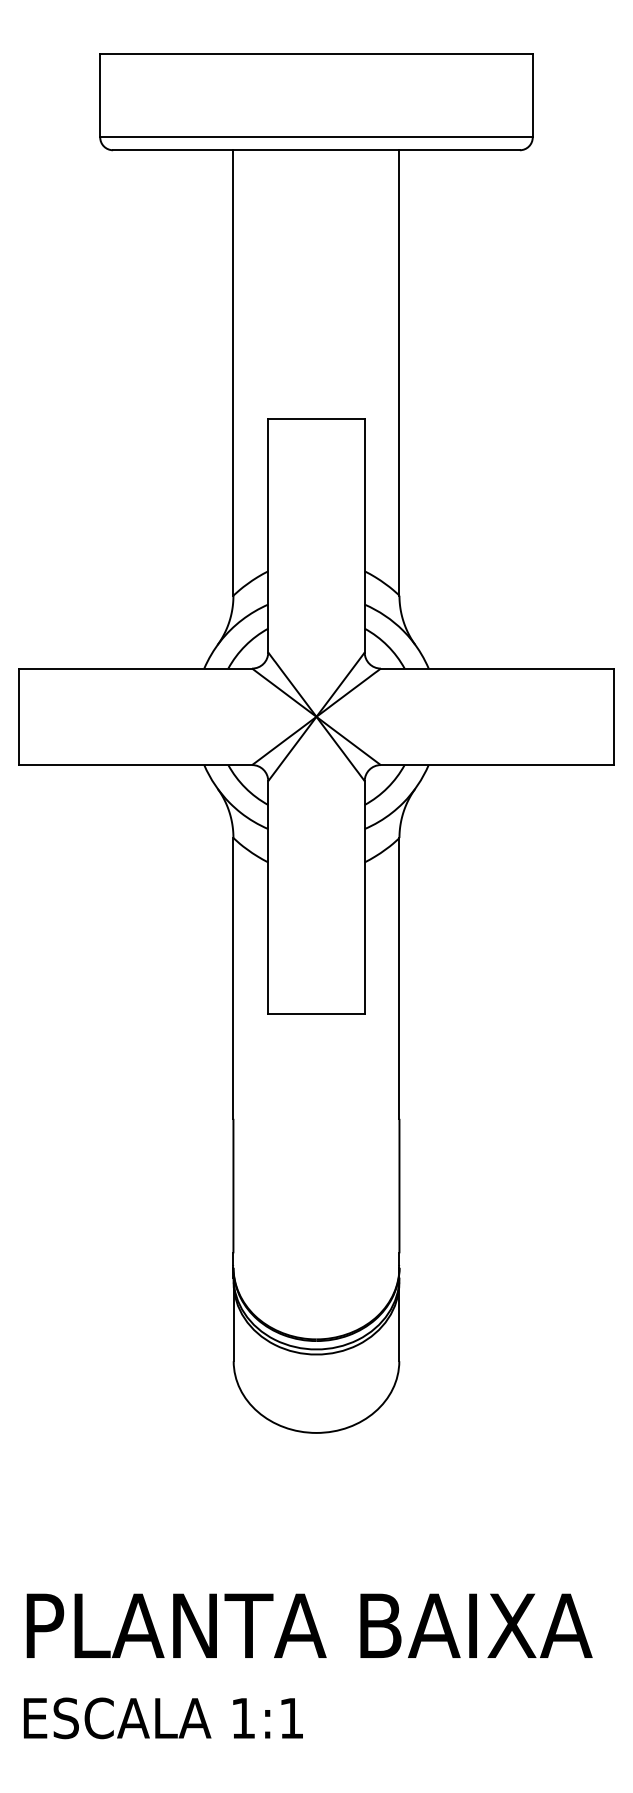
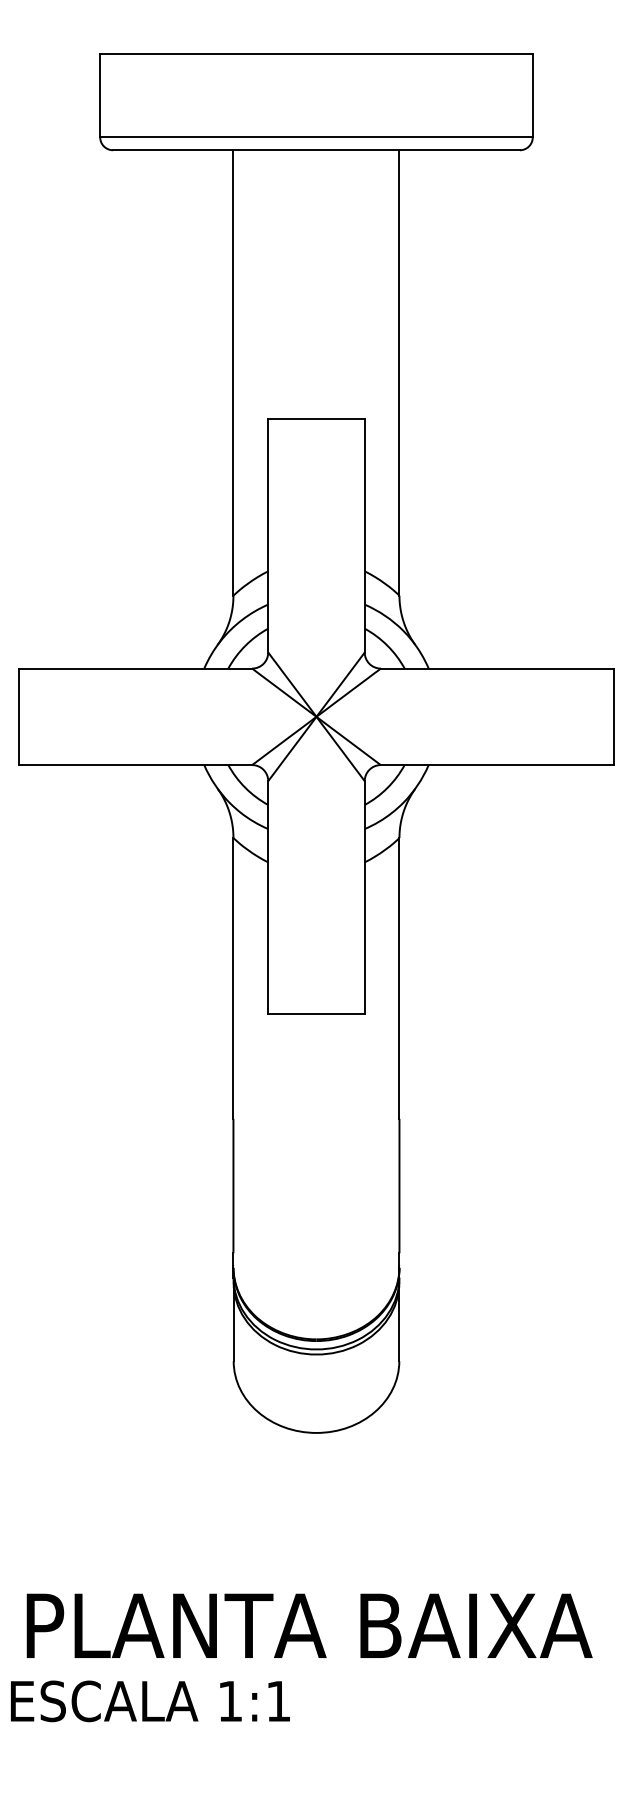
text position: (163, 1718) -> (150, 1701) (150, 1701)
